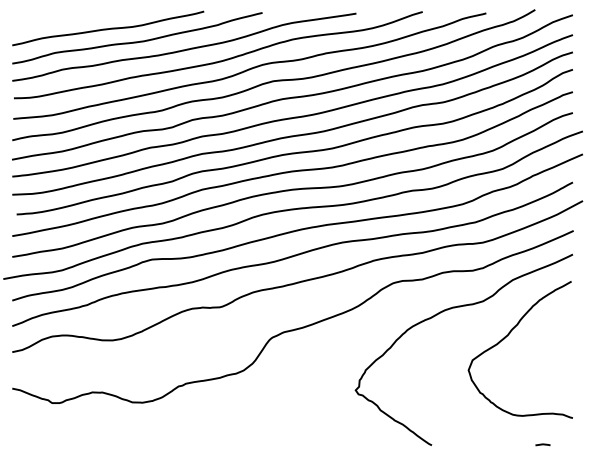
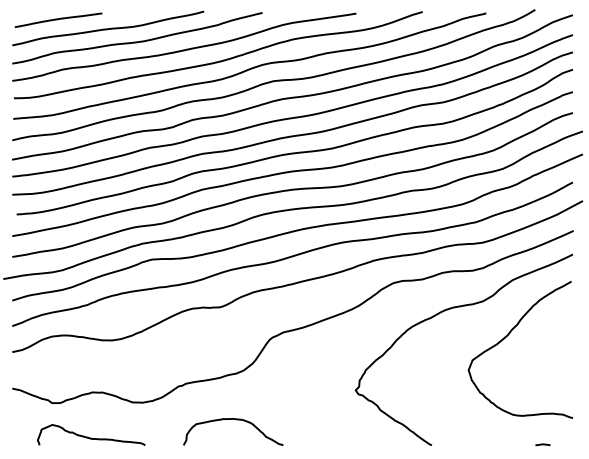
curve: none -> present (58, 19)
curve: none -> present (235, 420)
curve: none -> present (91, 437)
